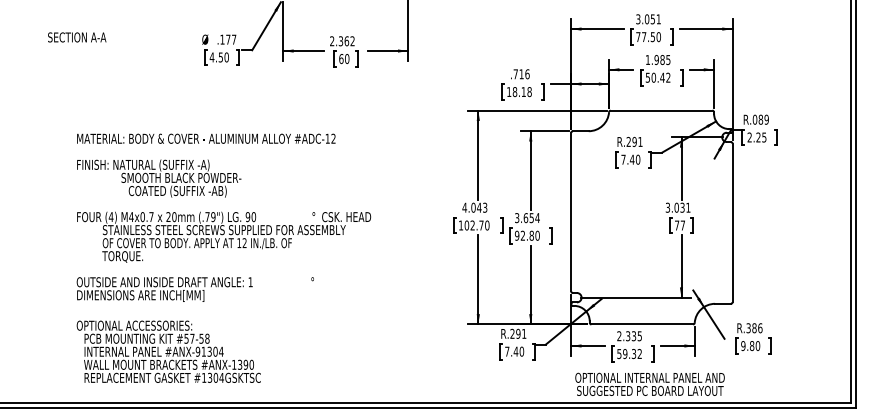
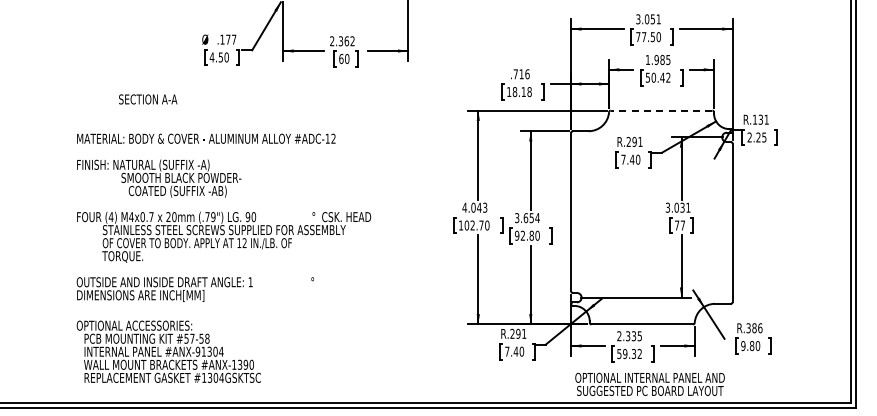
text position: (77, 37) -> (148, 99) (148, 99)
line: solid -> dashed (661, 110)
text: R.089 -> R.131 (760, 119)
